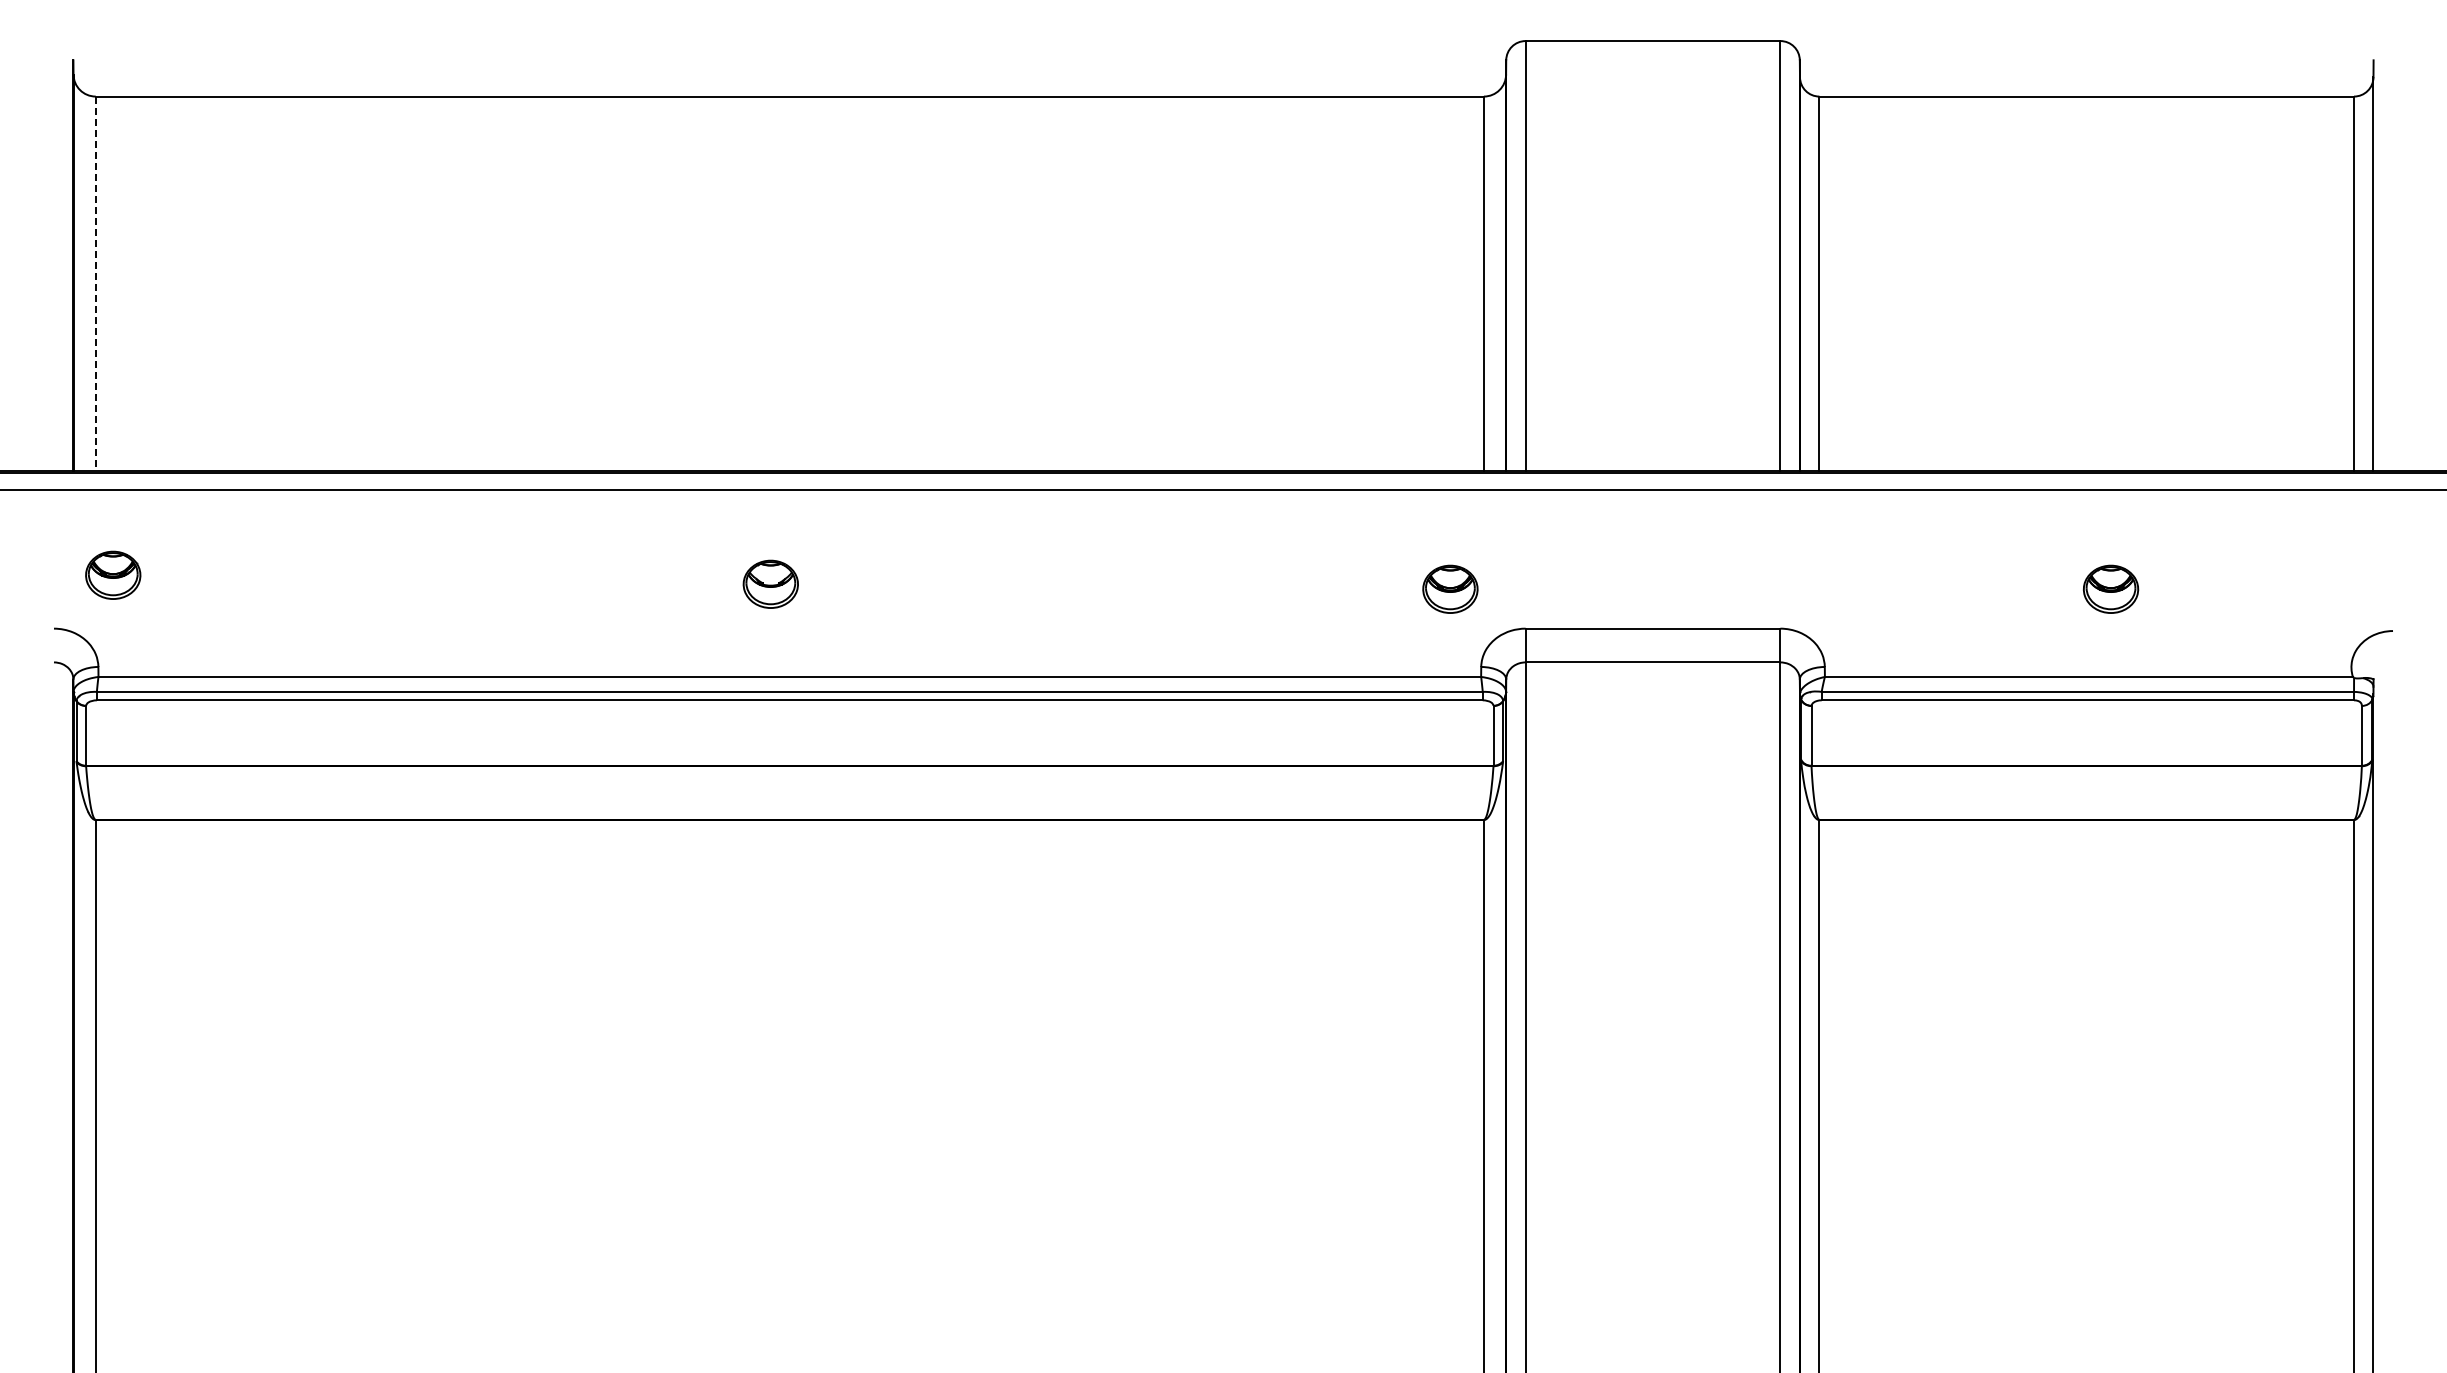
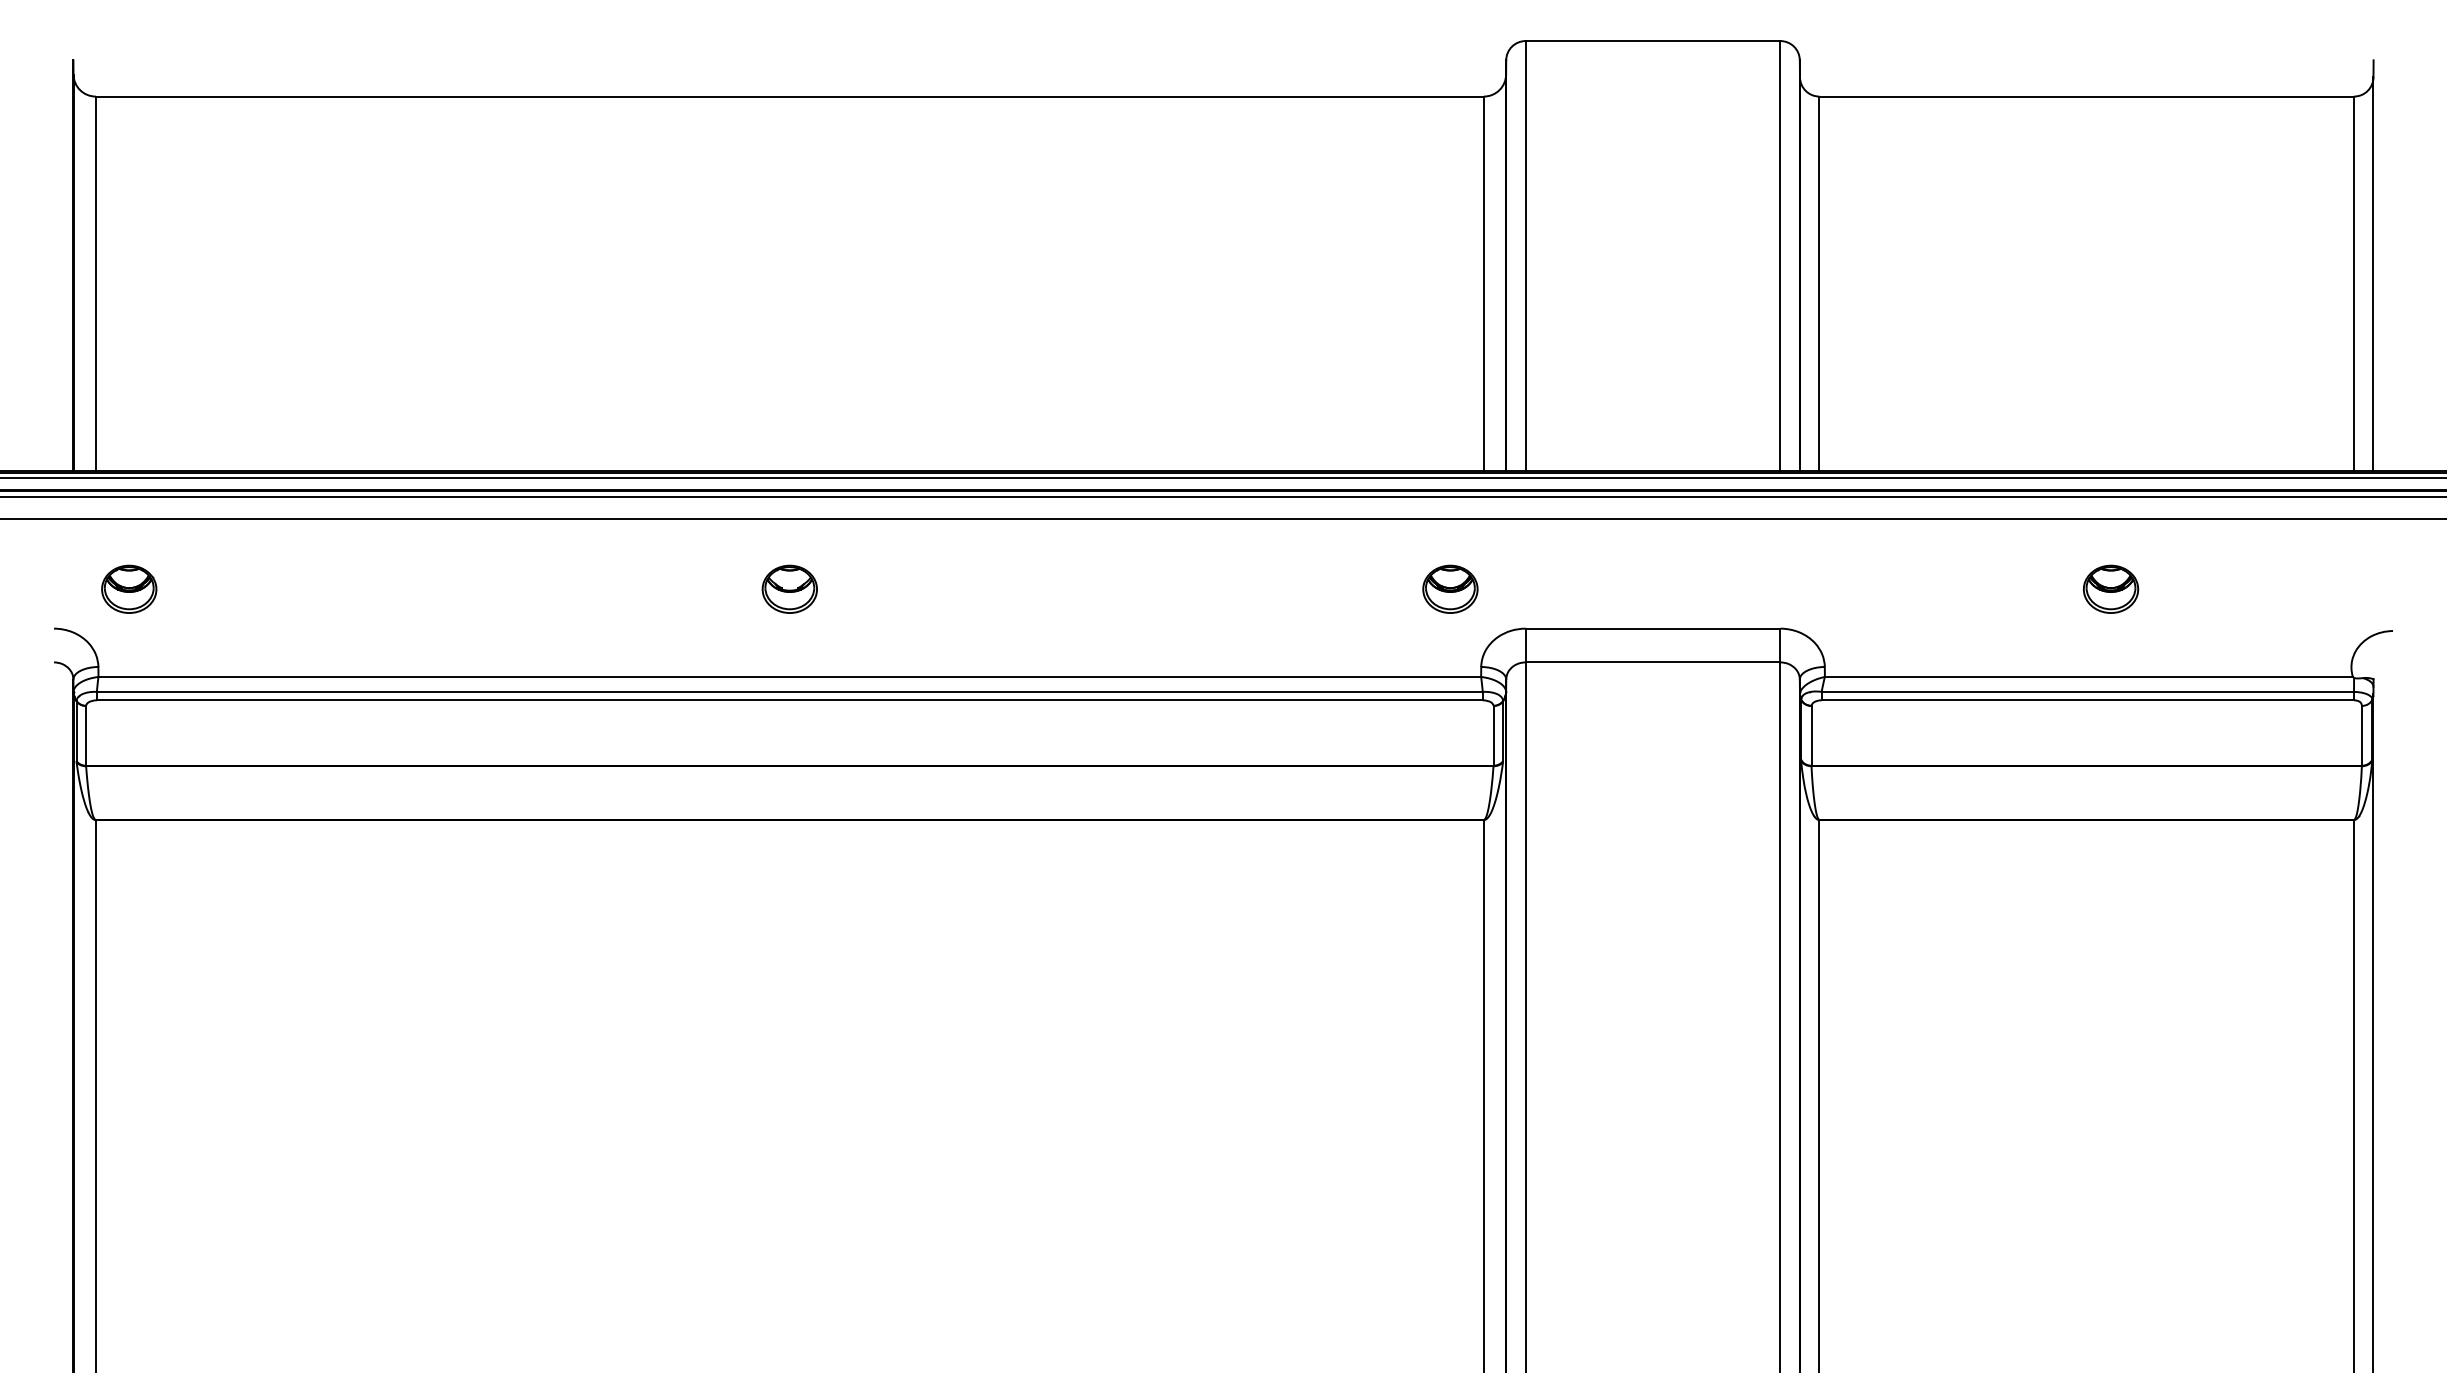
line: dashed -> solid (95, 284)
line: none -> present (1222, 478)
line: none -> present (1222, 490)
line: none -> present (1222, 496)
line: none -> present (1222, 519)
part position: (113, 574) -> (129, 588) (129, 588)
part position: (770, 583) -> (789, 588) (789, 588)
